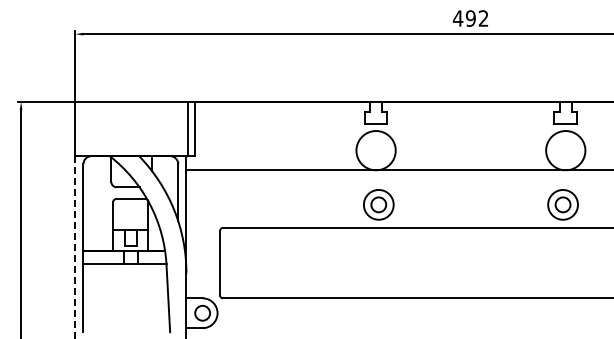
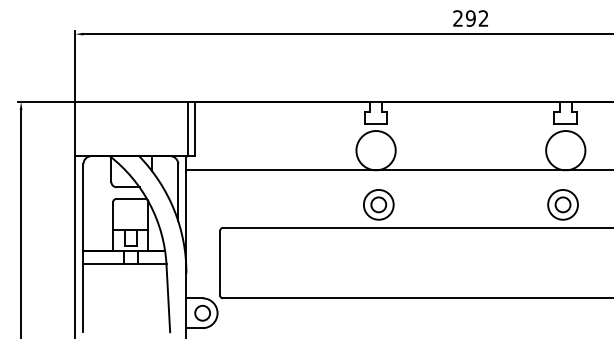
text: 492 -> 292 (457, 18)
line: dashed -> solid (75, 247)
